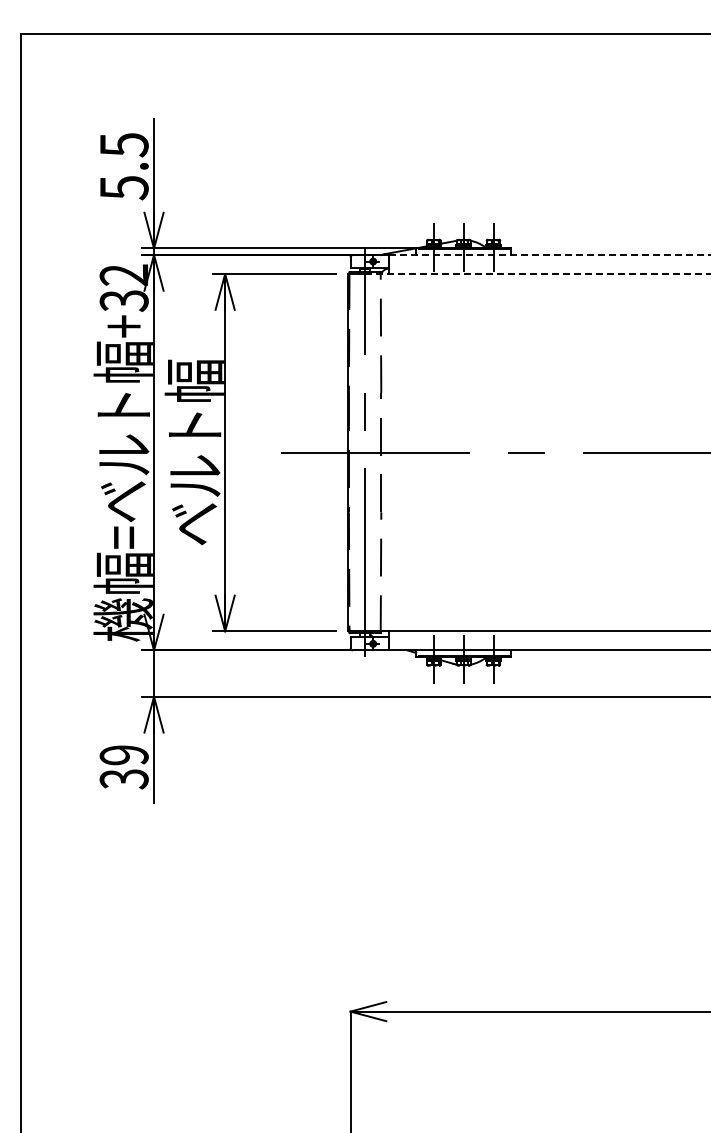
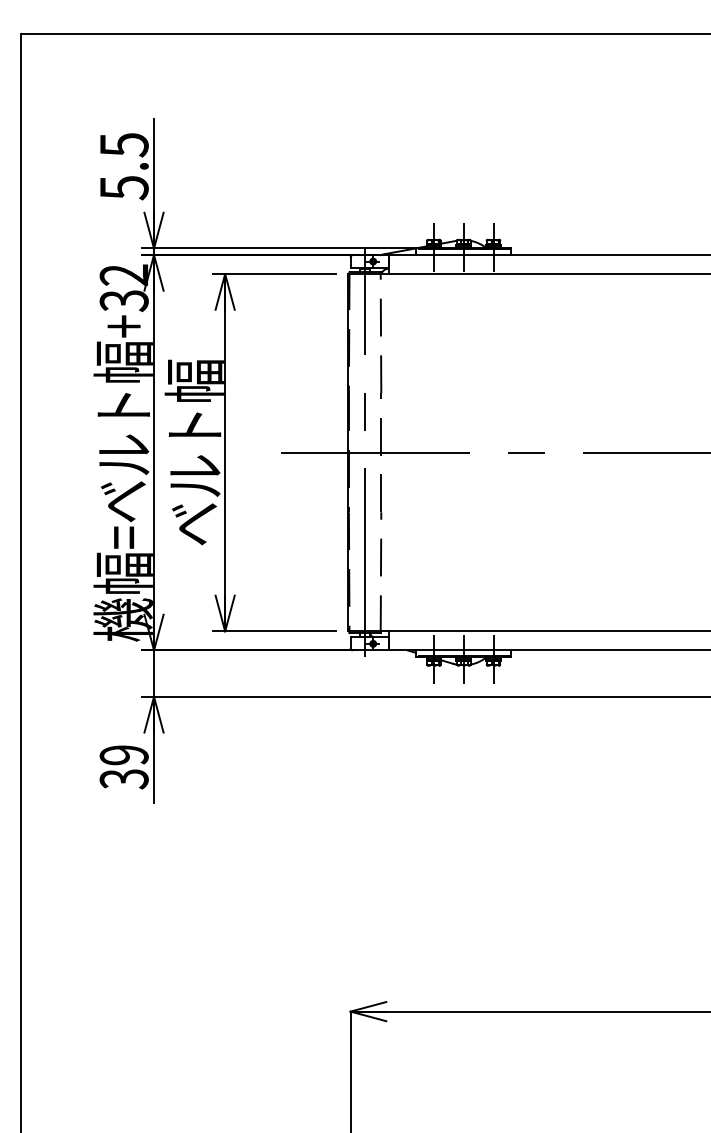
line: dashed -> solid (549, 255)
line: dashed -> solid (537, 274)
